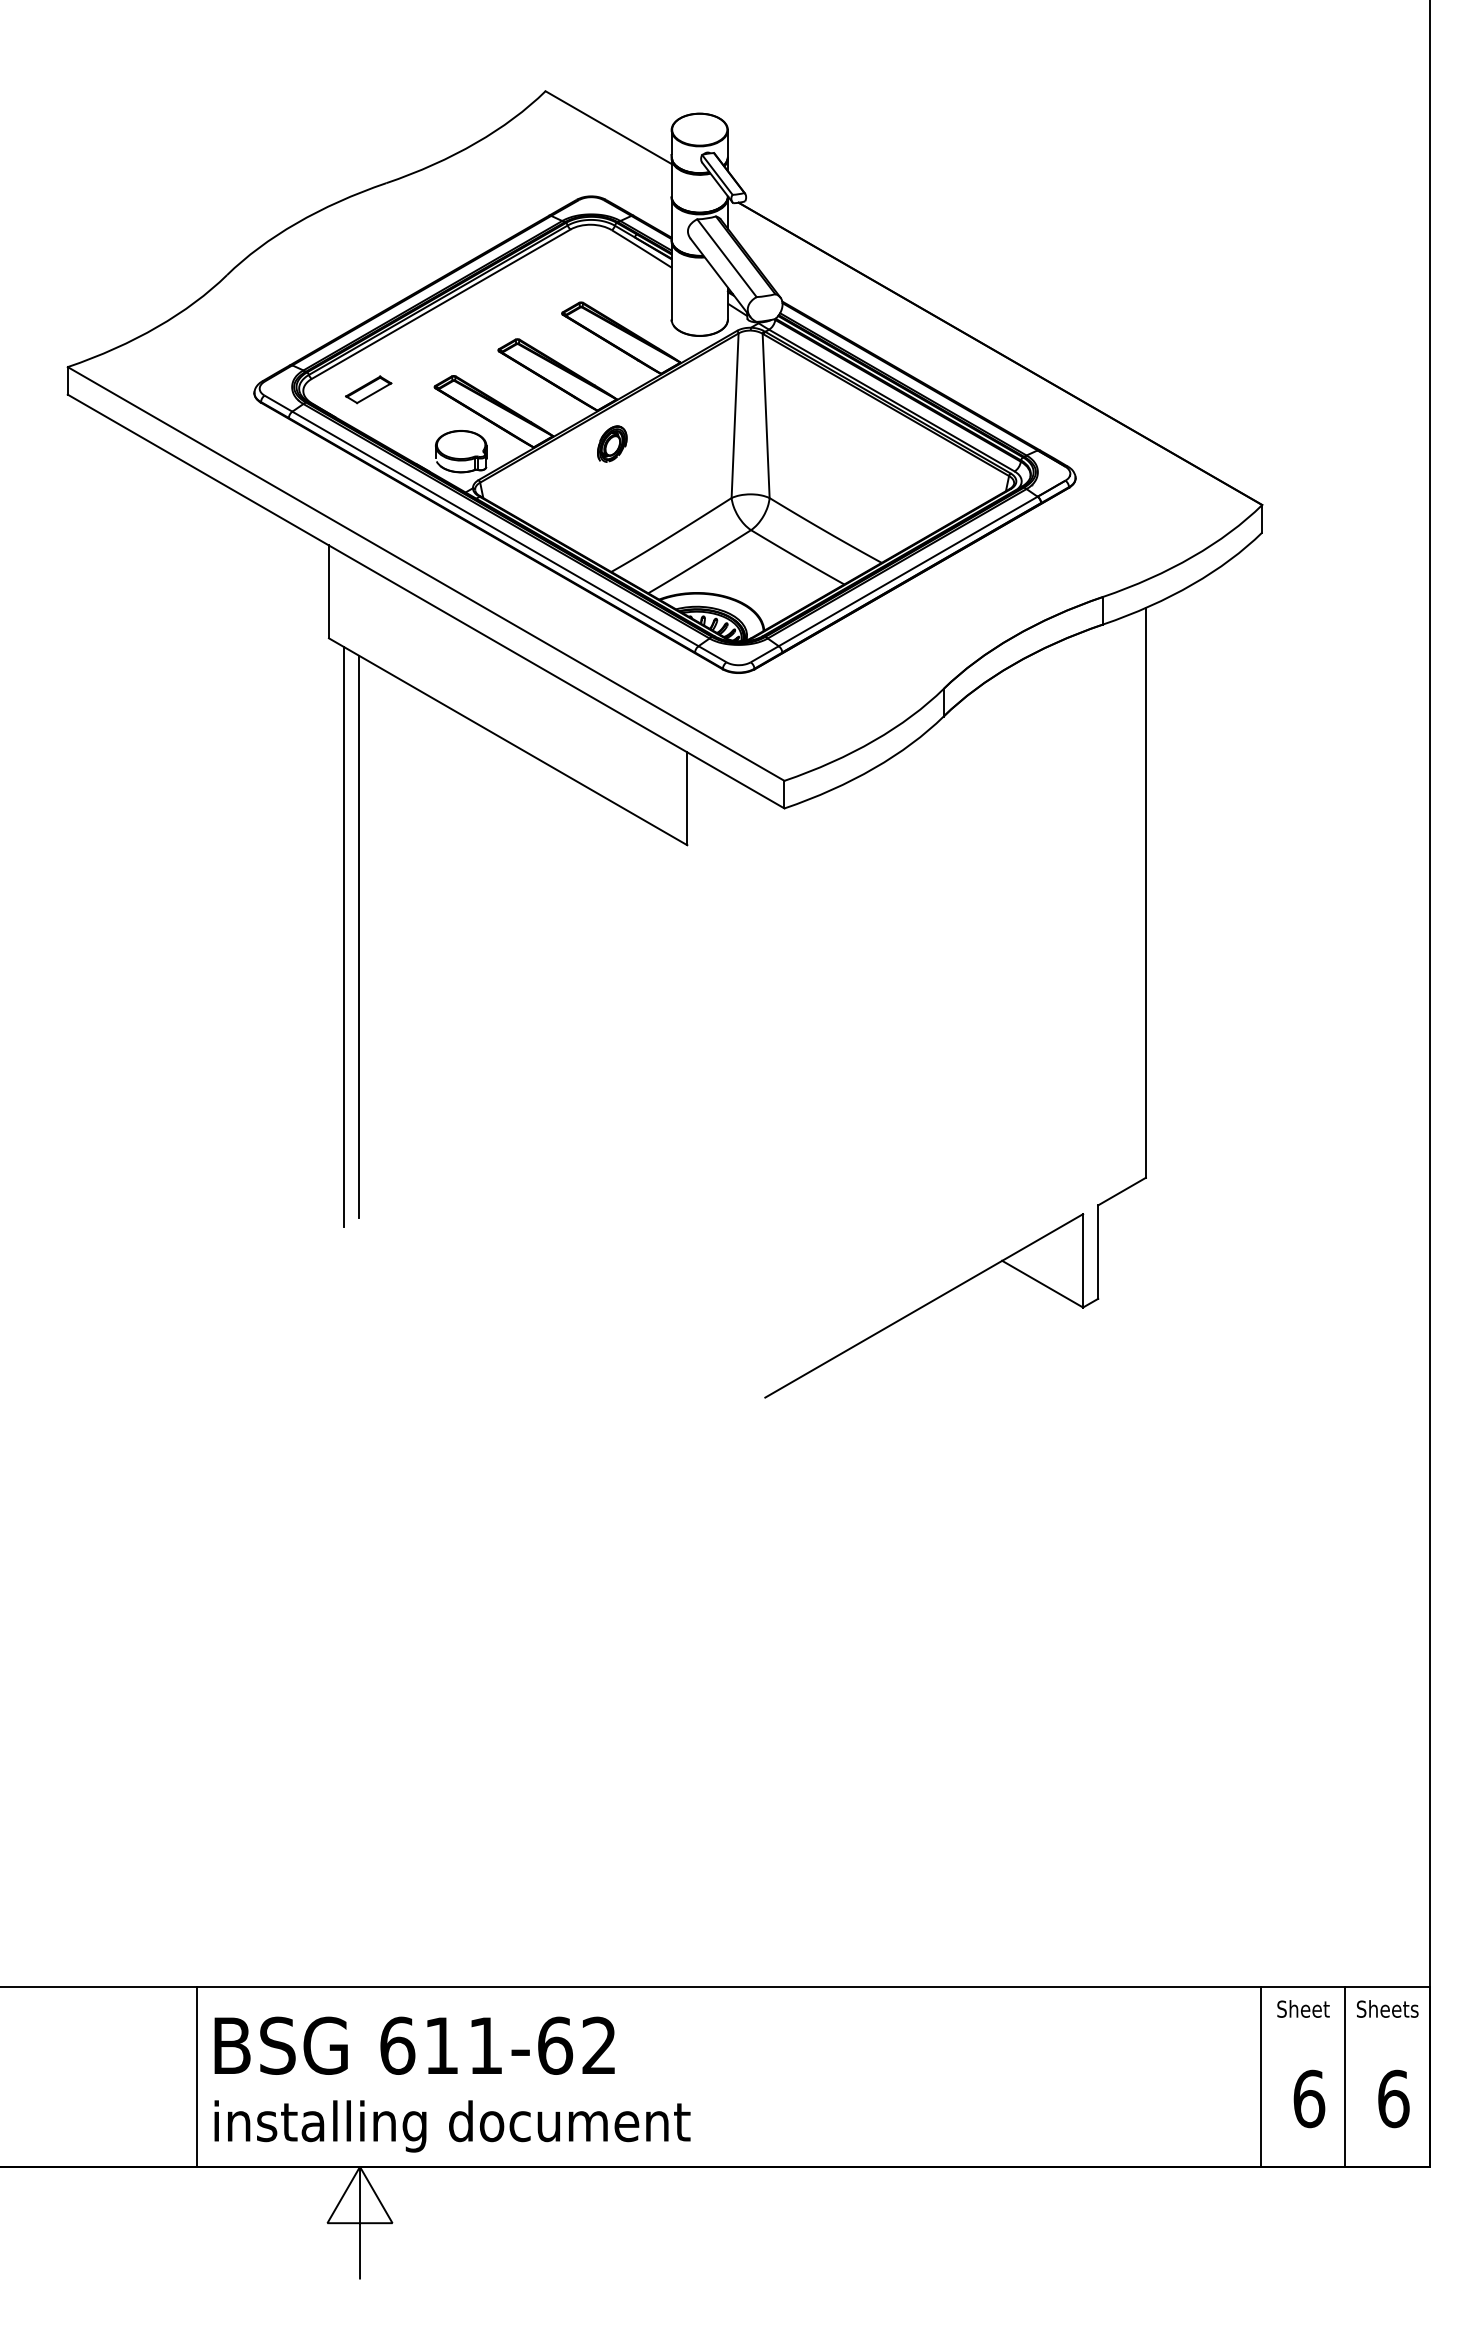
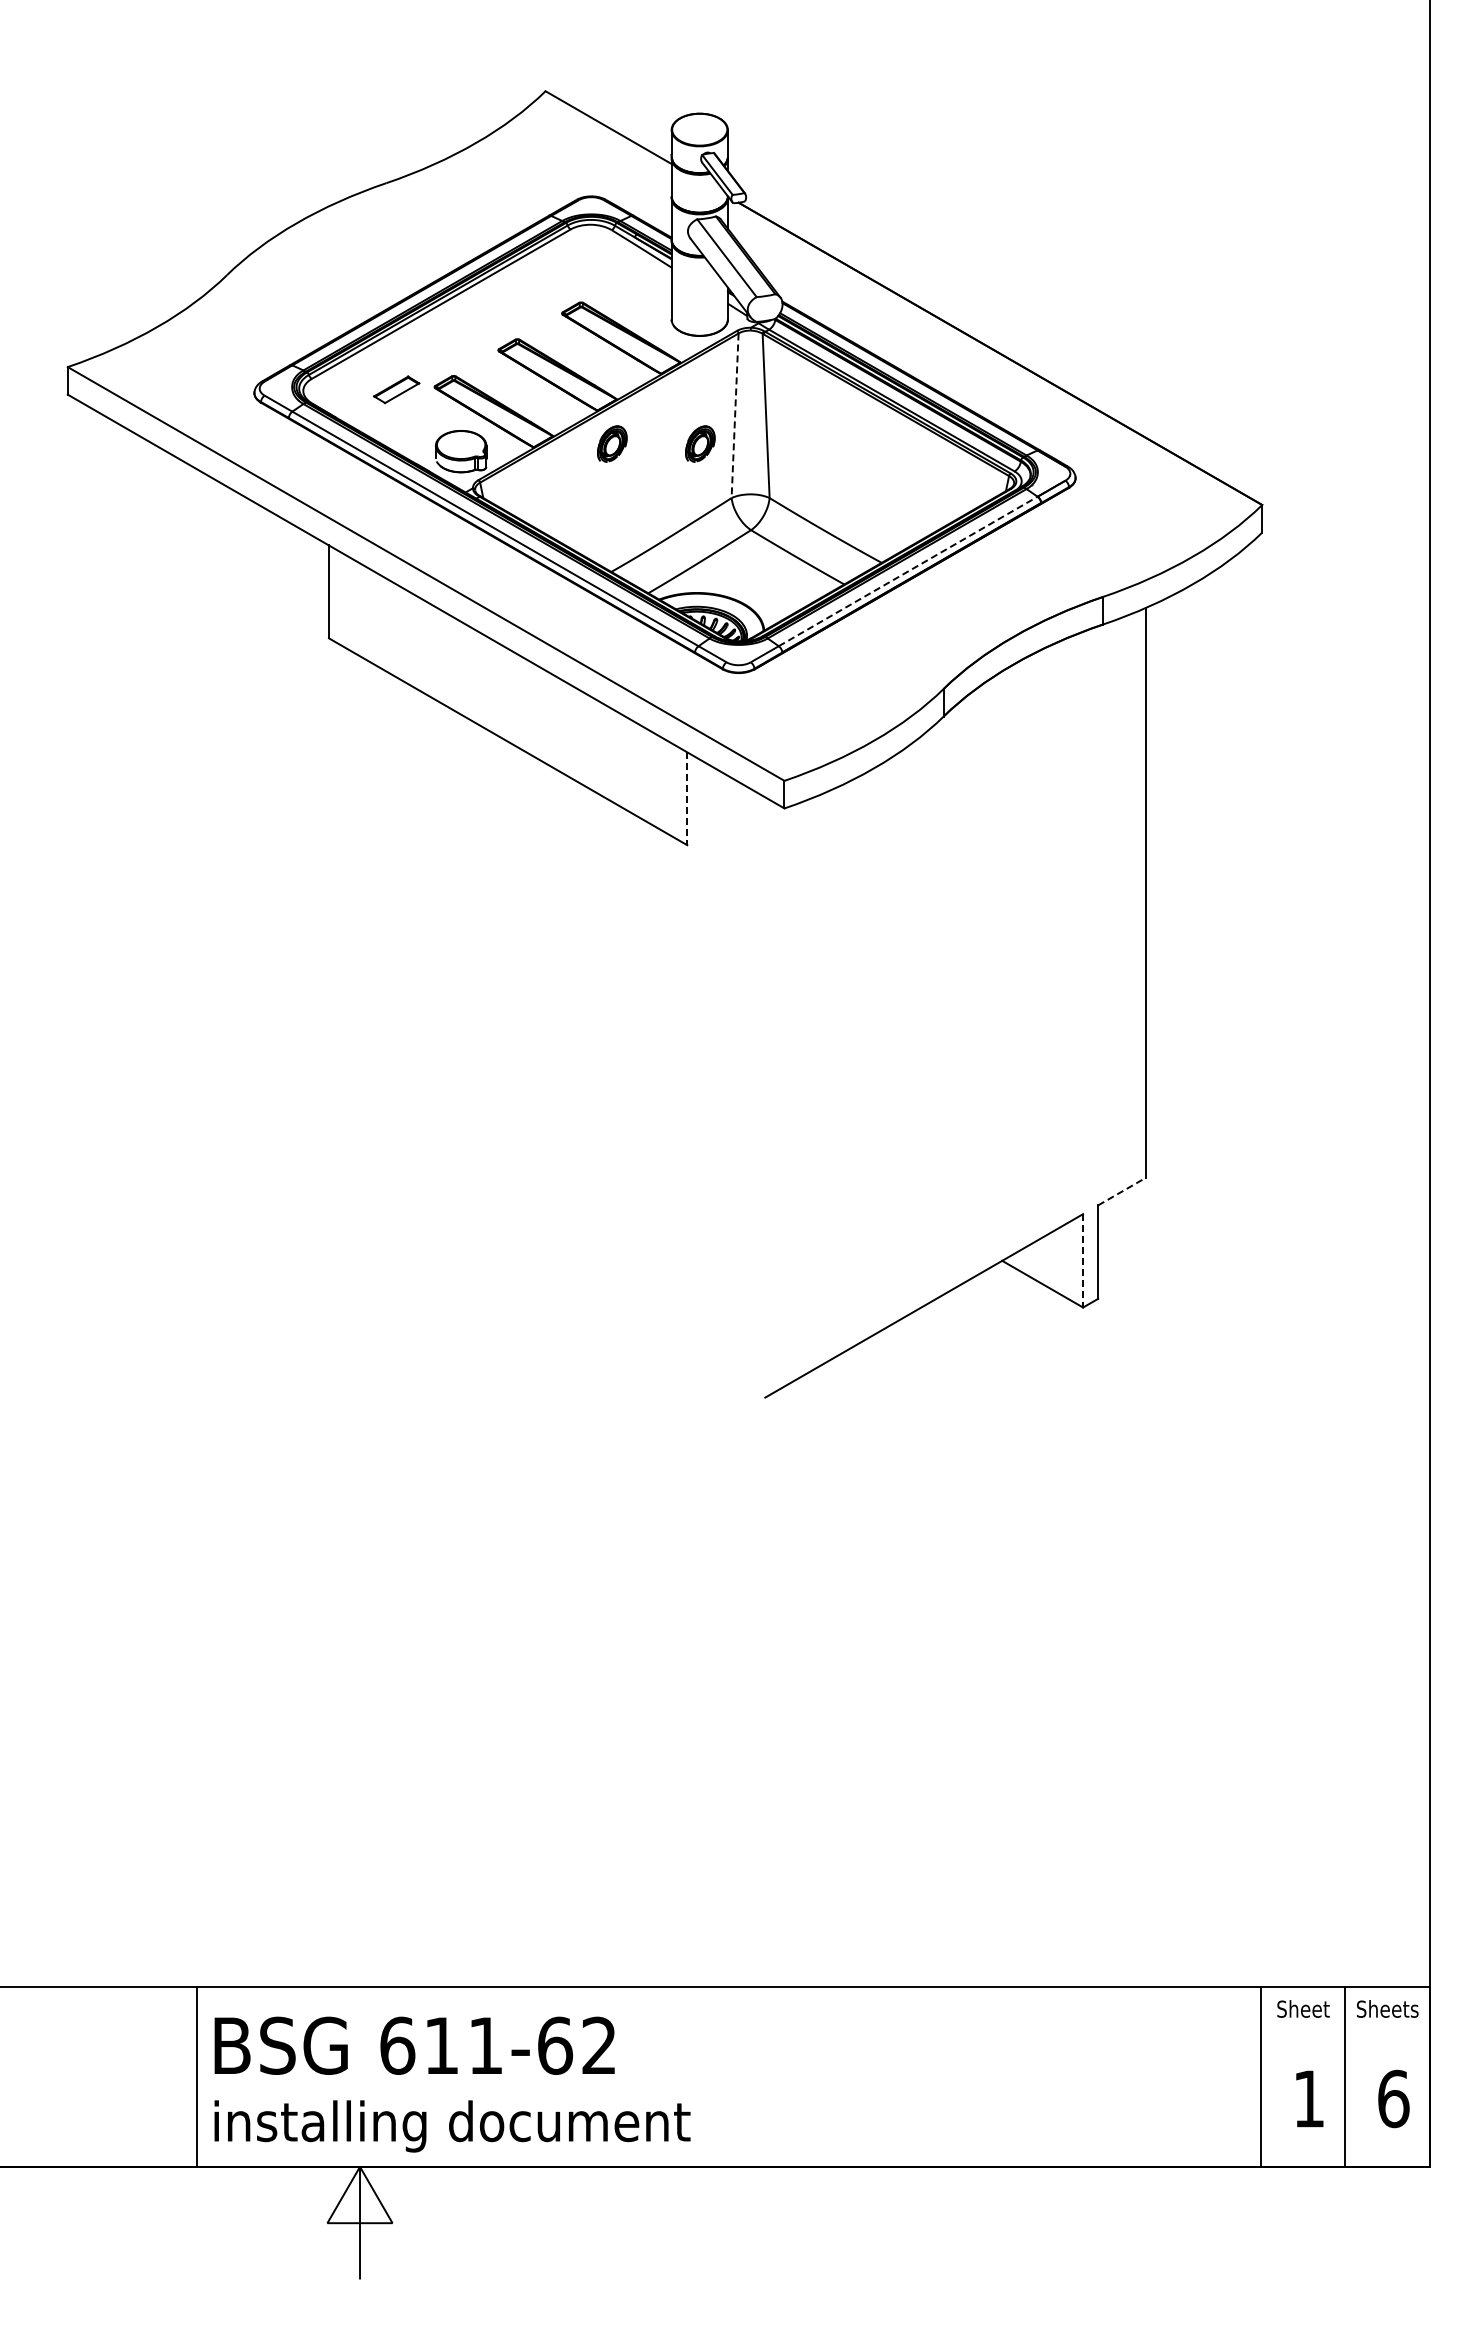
part position: (368, 389) -> (396, 389) (396, 389)
line: solid -> dashed (735, 416)
part: none -> present (700, 443)
line: solid -> dashed (908, 571)
line: solid -> dashed (687, 799)
line: present -> none (359, 936)
line: present -> none (344, 937)
line: solid -> dashed (1122, 1191)
line: solid -> dashed (1083, 1260)
text: 6 -> 1 (1309, 2098)
